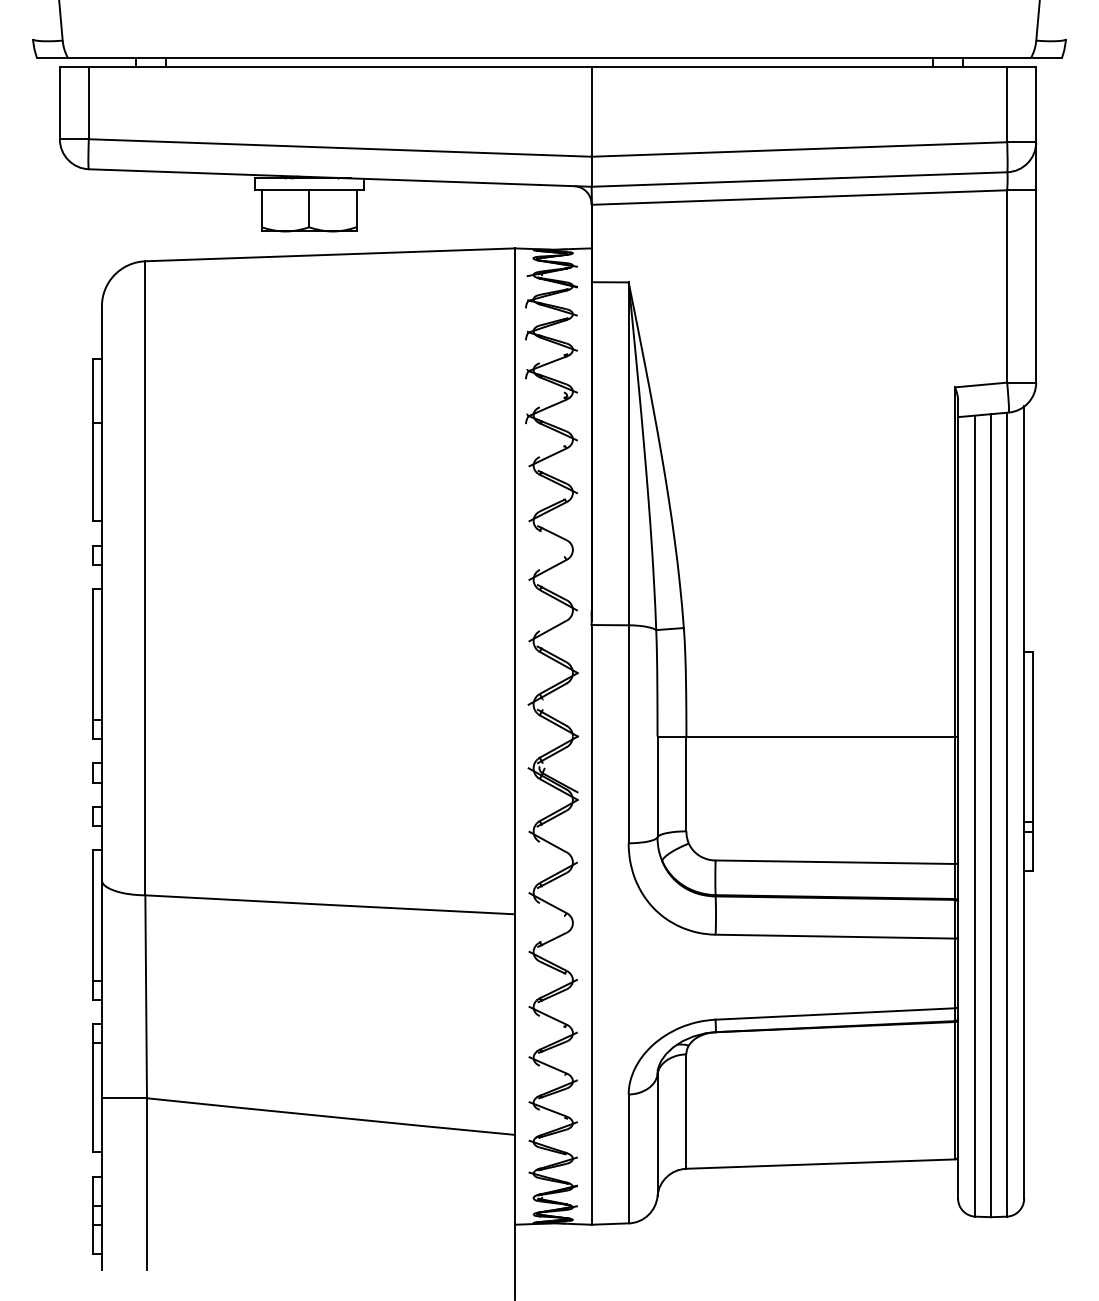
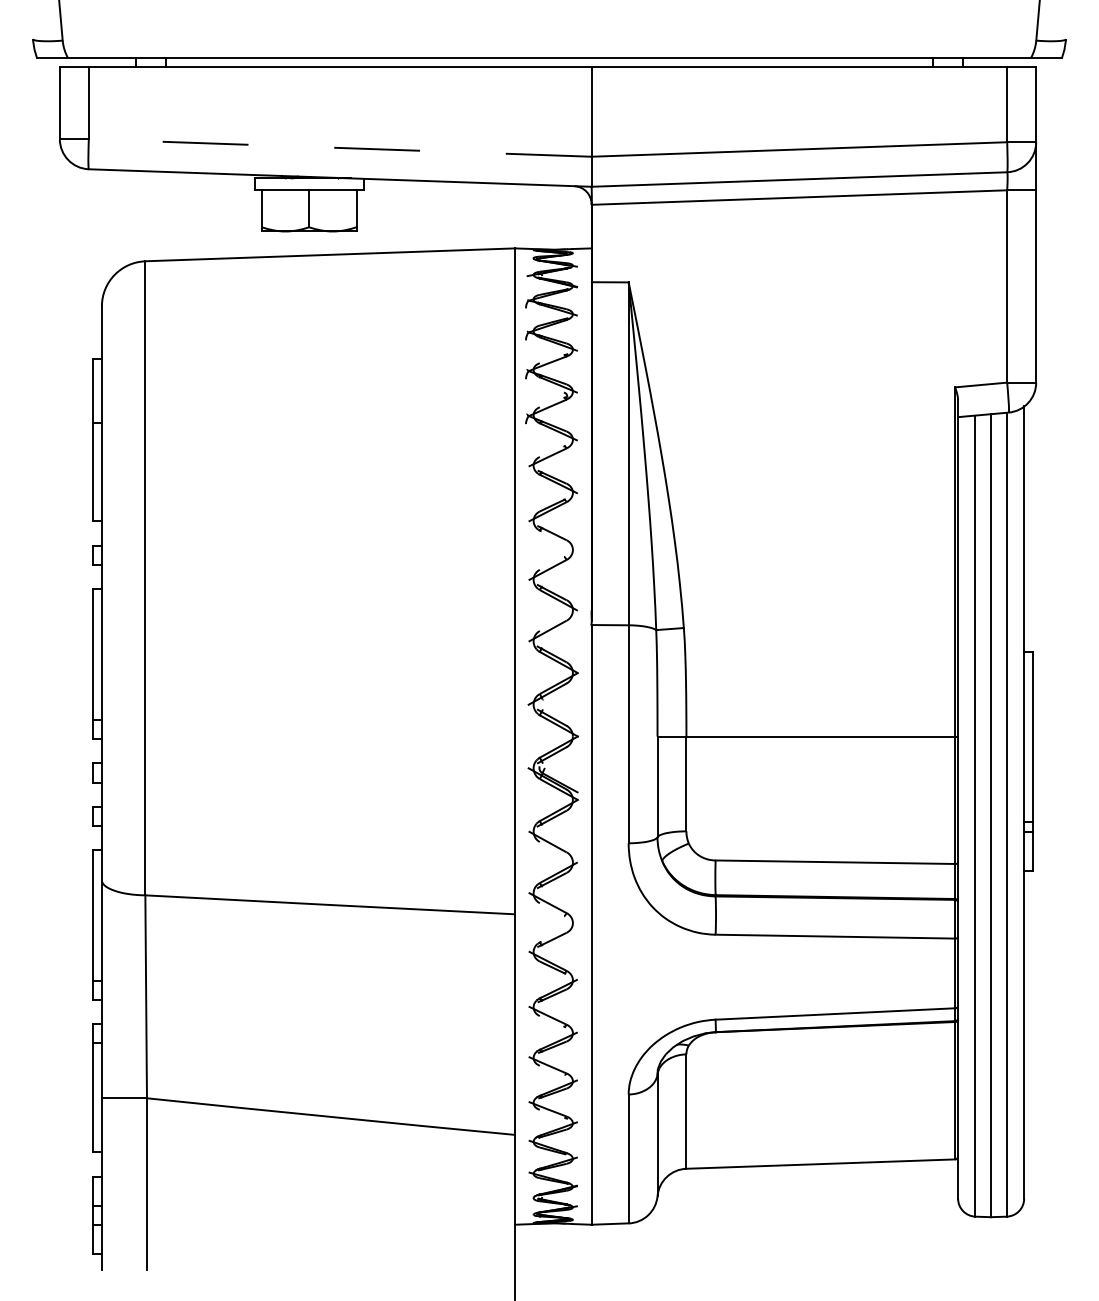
line: solid -> dashed (340, 147)
